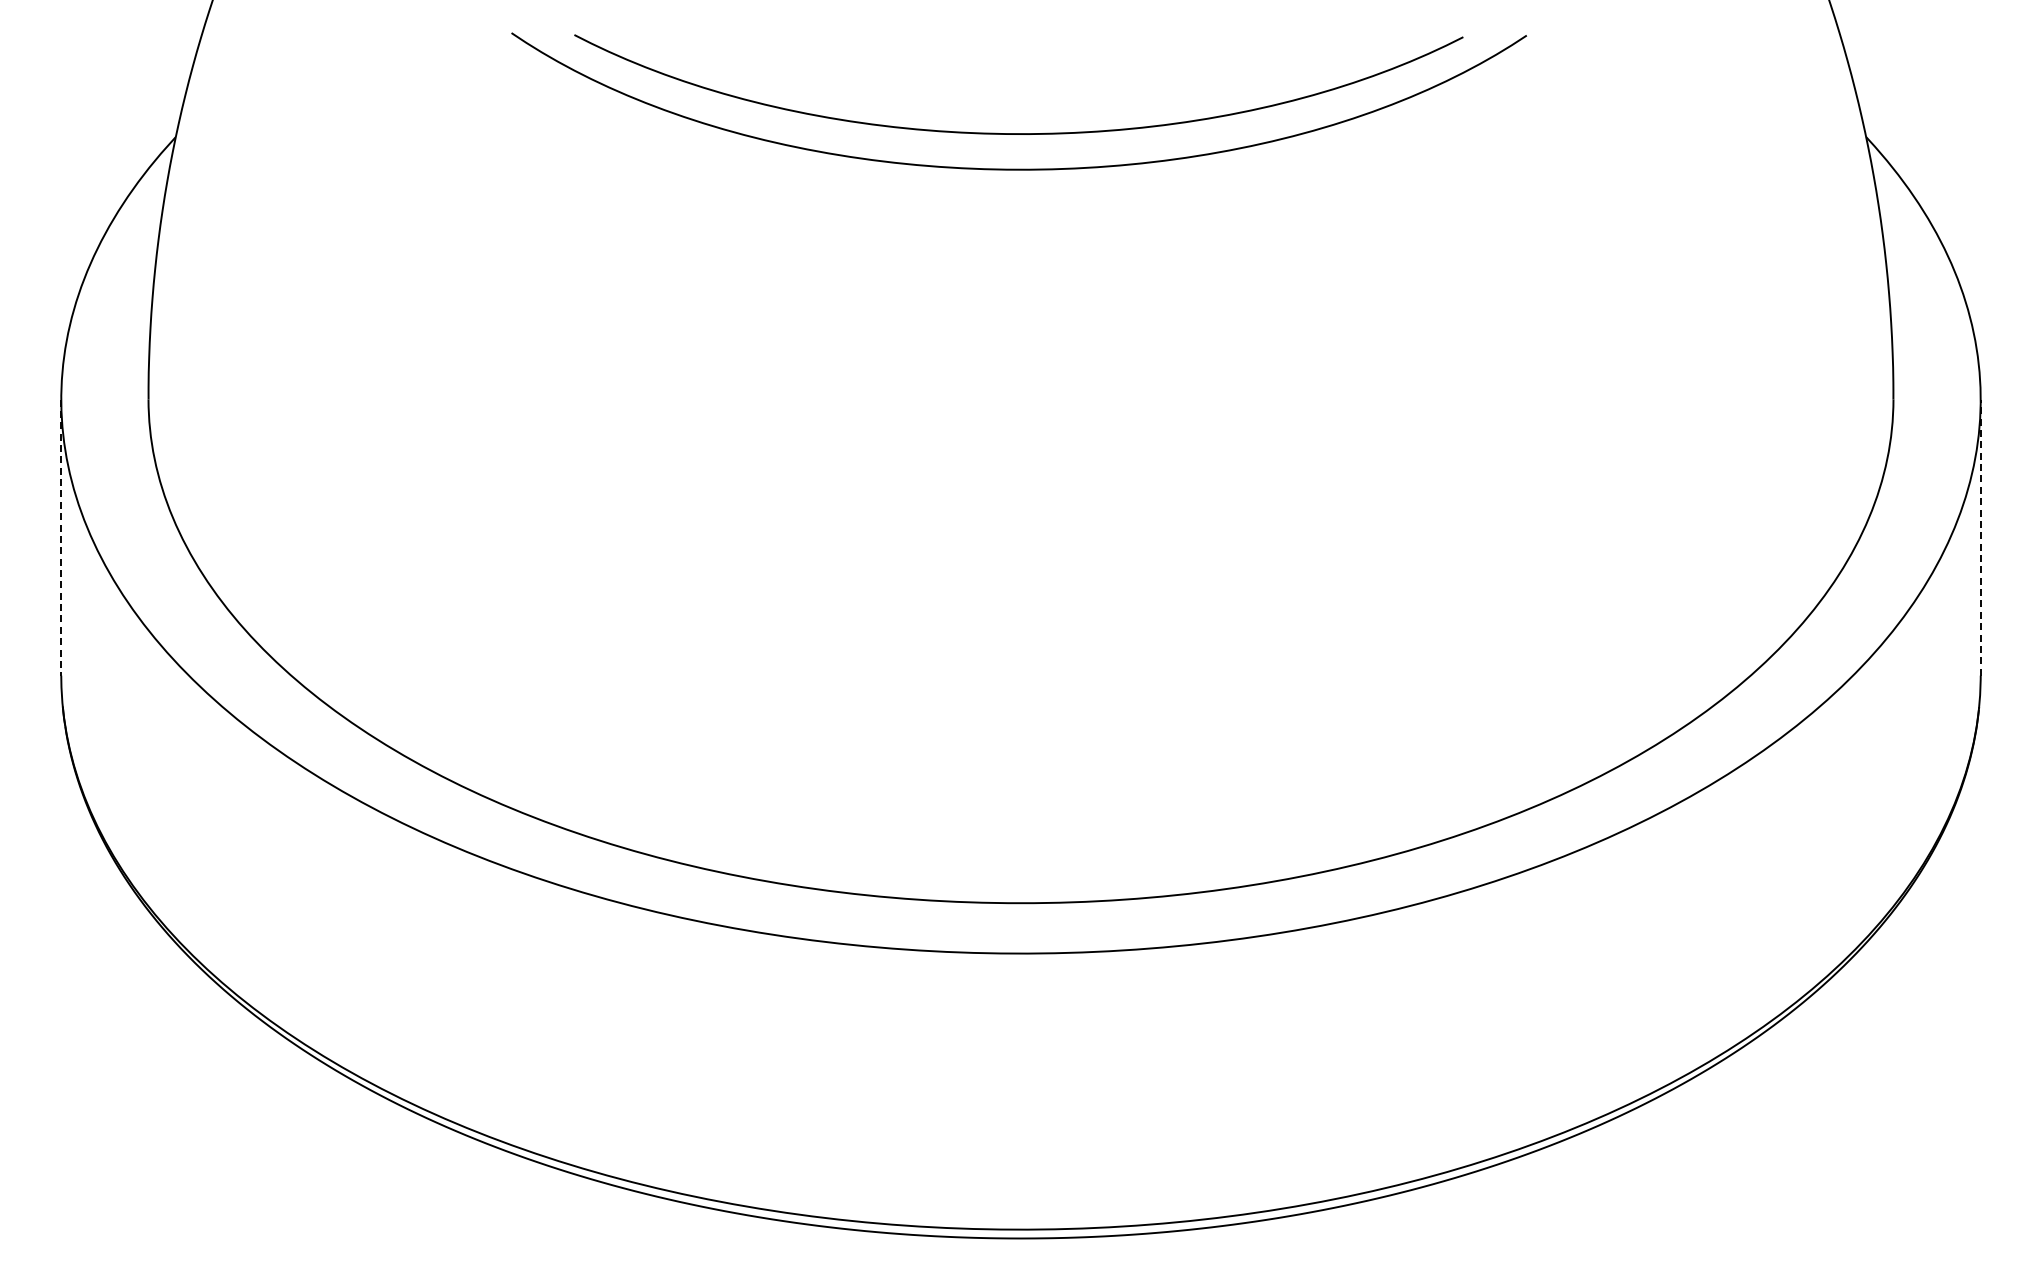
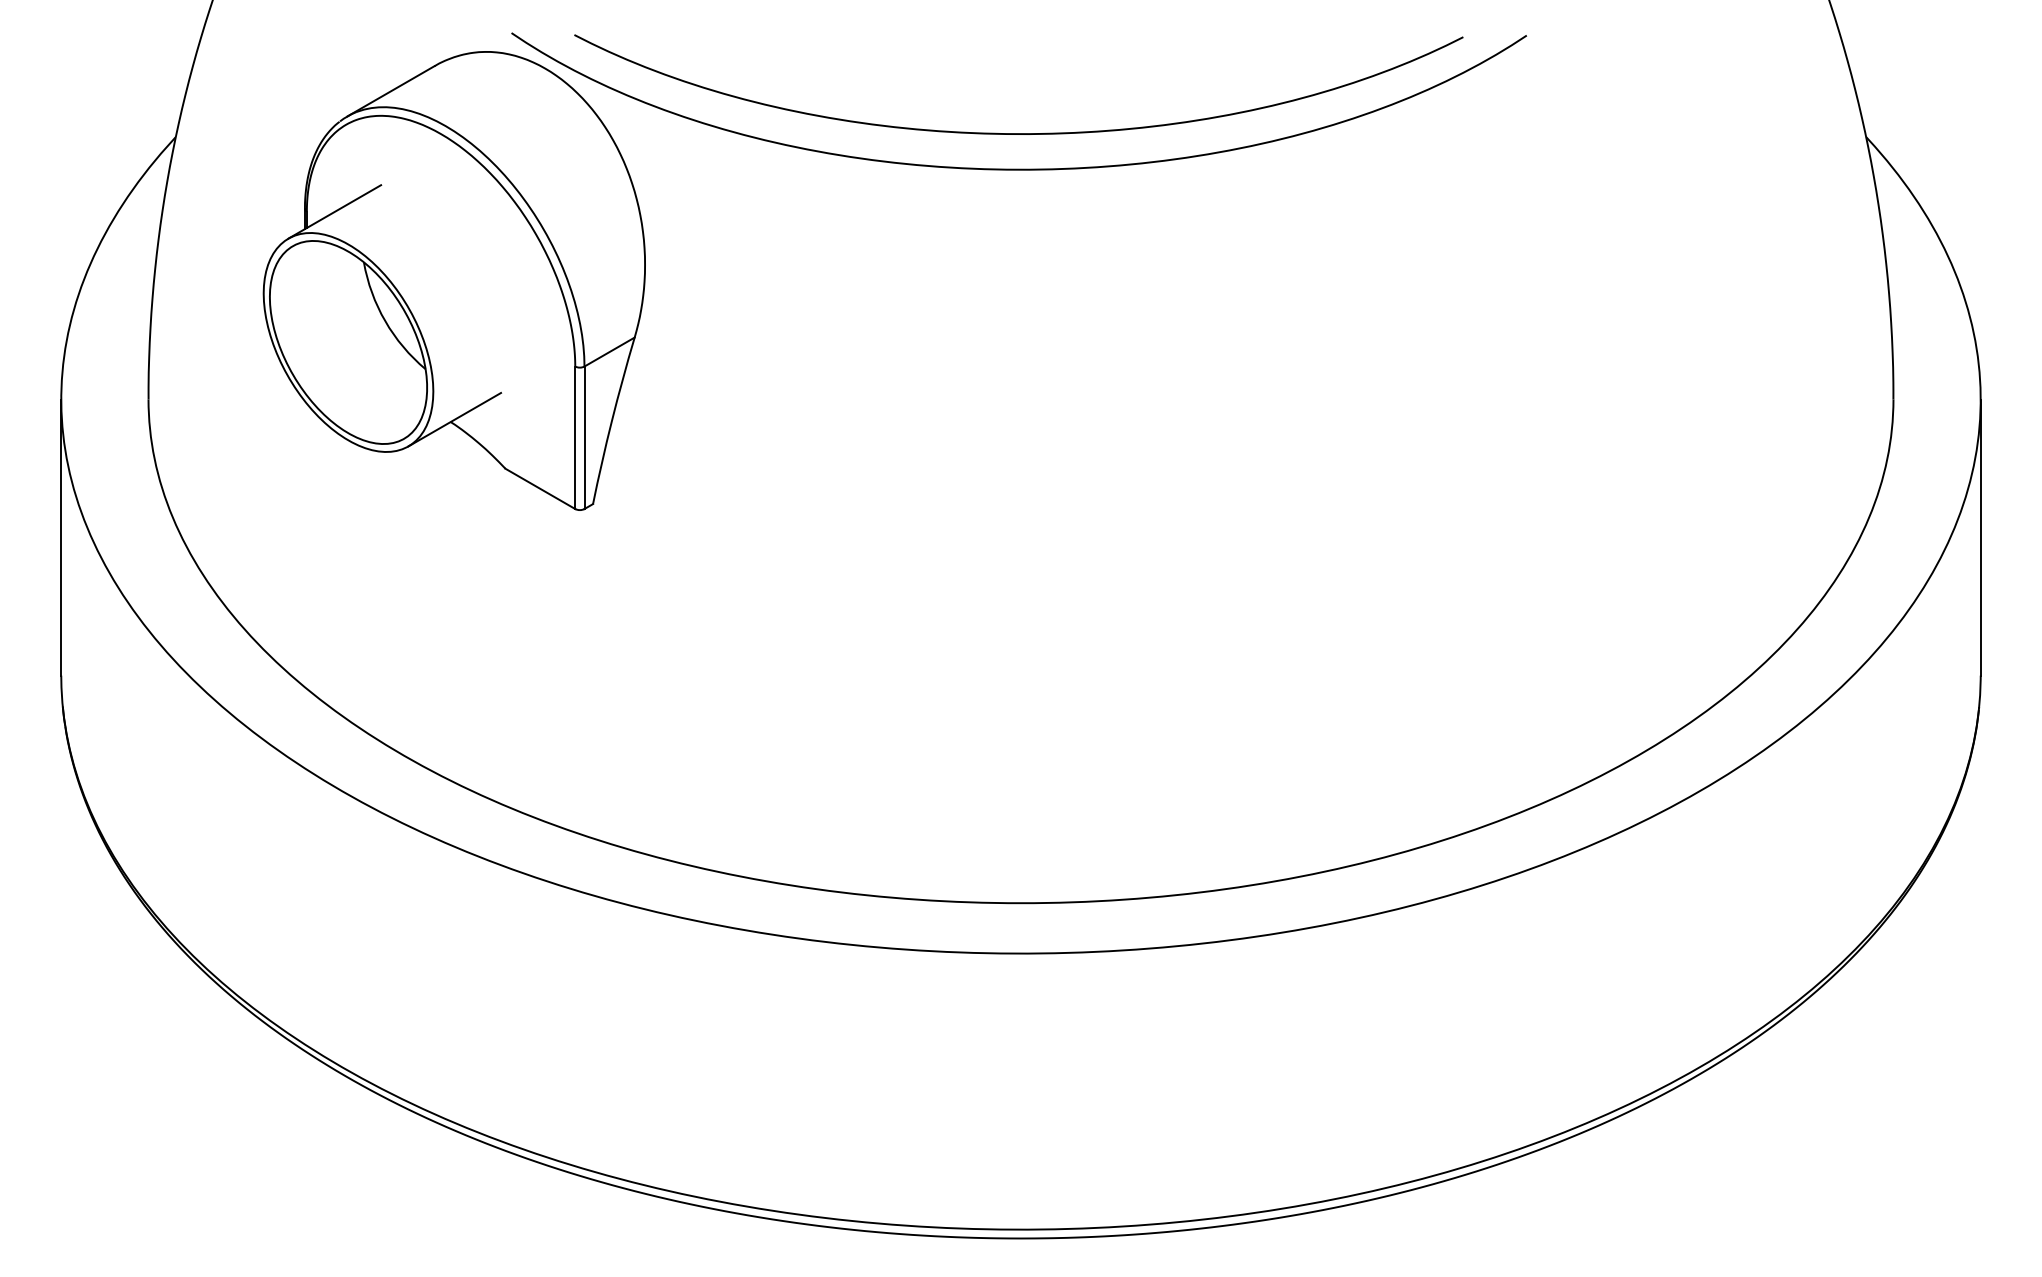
part: none -> present (453, 280)
line: dashed -> solid (1980, 537)
line: dashed -> solid (61, 538)
